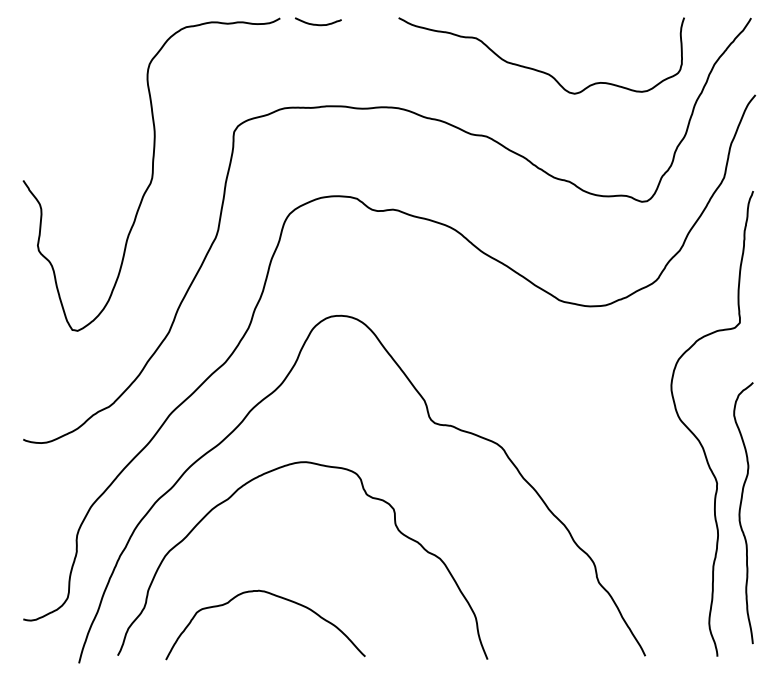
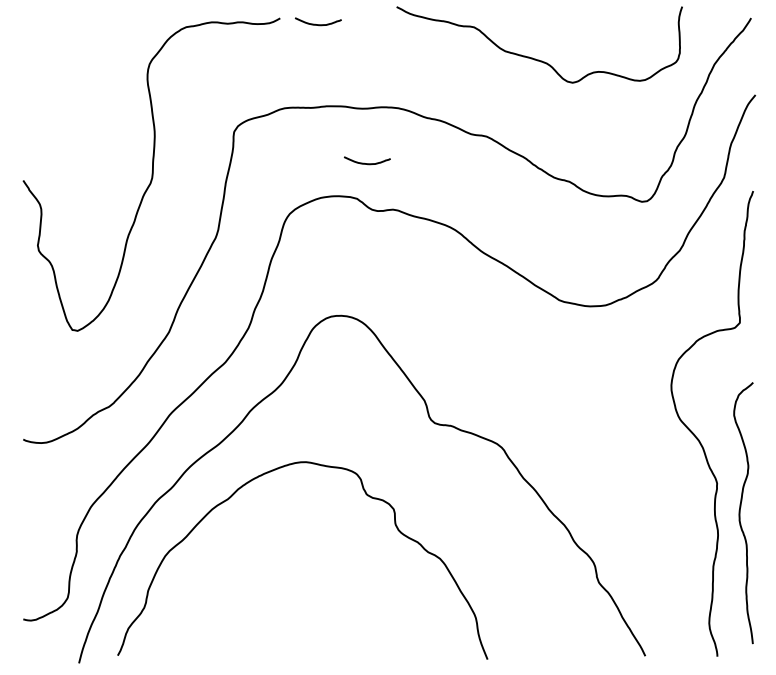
curve position: (537, 69) -> (535, 58) (535, 58)
curve: none -> present (367, 163)
curve: present -> none (277, 597)
